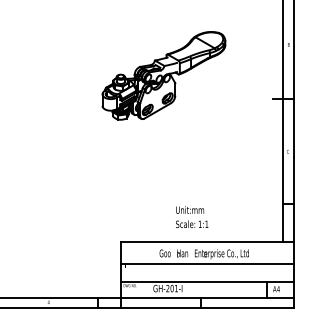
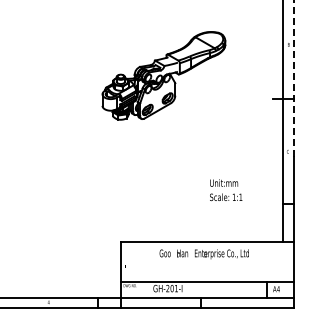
line: solid -> dashed (293, 77)
text position: (192, 217) -> (226, 190) (226, 190)
line: present -> none (206, 263)
